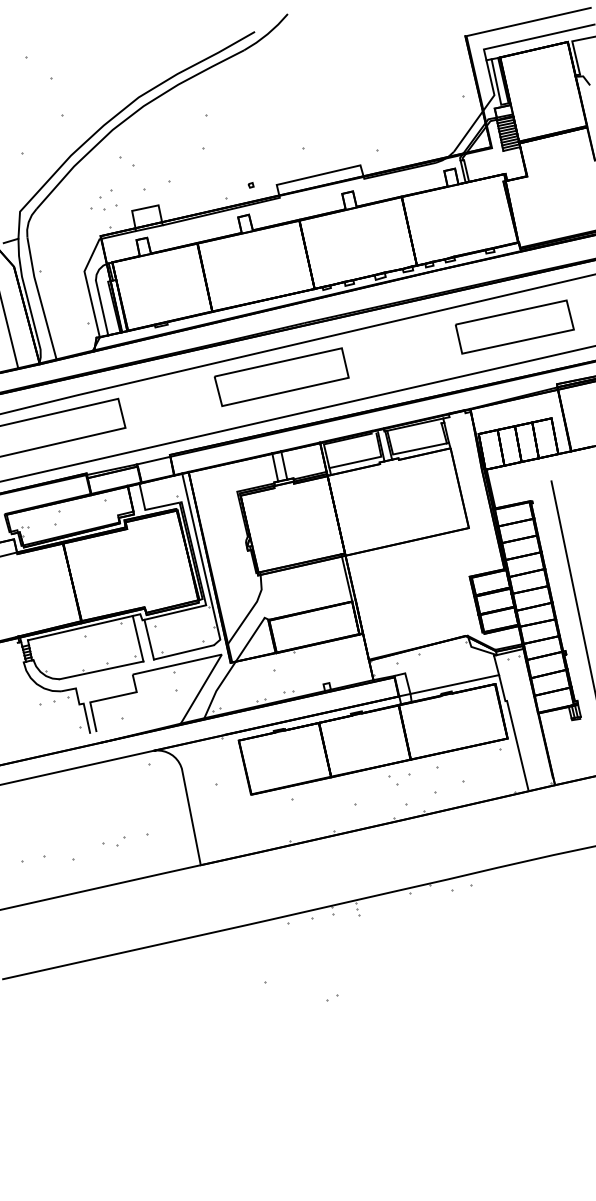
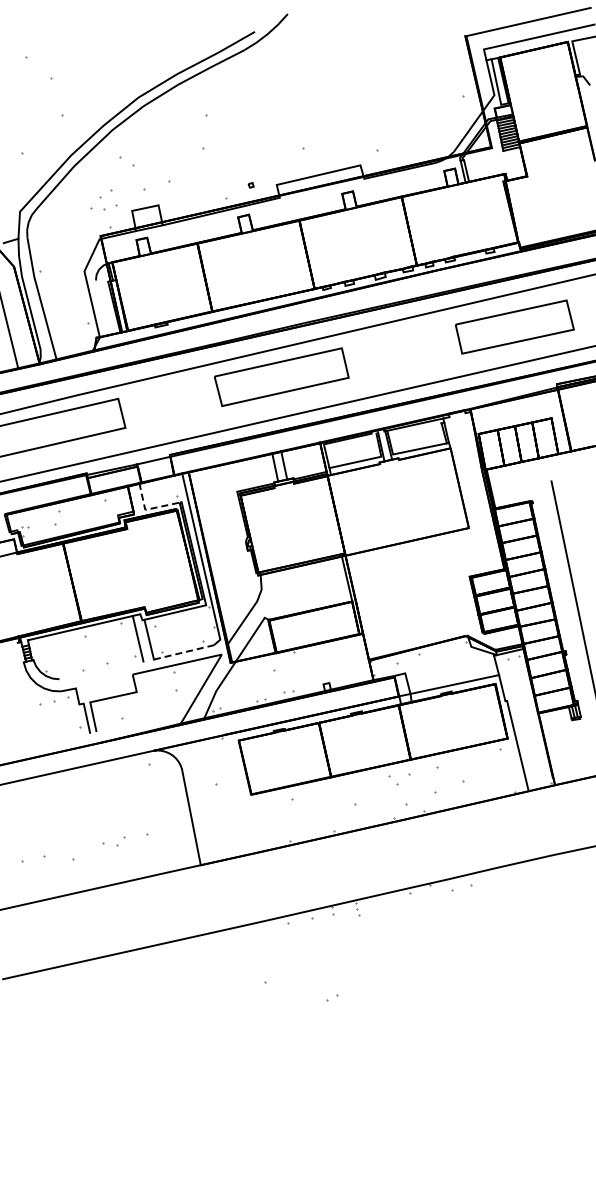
line: present -> none (101, 307)
line: solid -> dashed (149, 509)
line: solid -> dashed (183, 652)
line: present -> none (101, 670)
